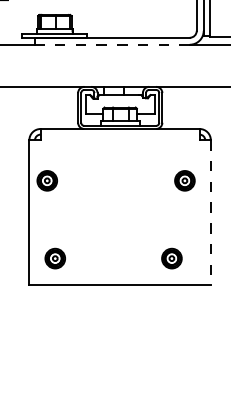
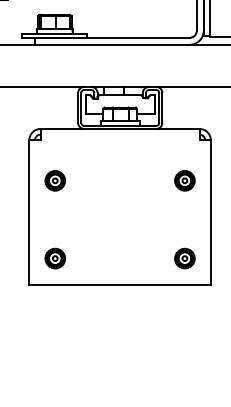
line: dashed -> solid (112, 44)
part position: (46, 180) -> (54, 180) (54, 180)
line: dashed -> solid (210, 212)
part position: (171, 258) -> (184, 258) (184, 258)
